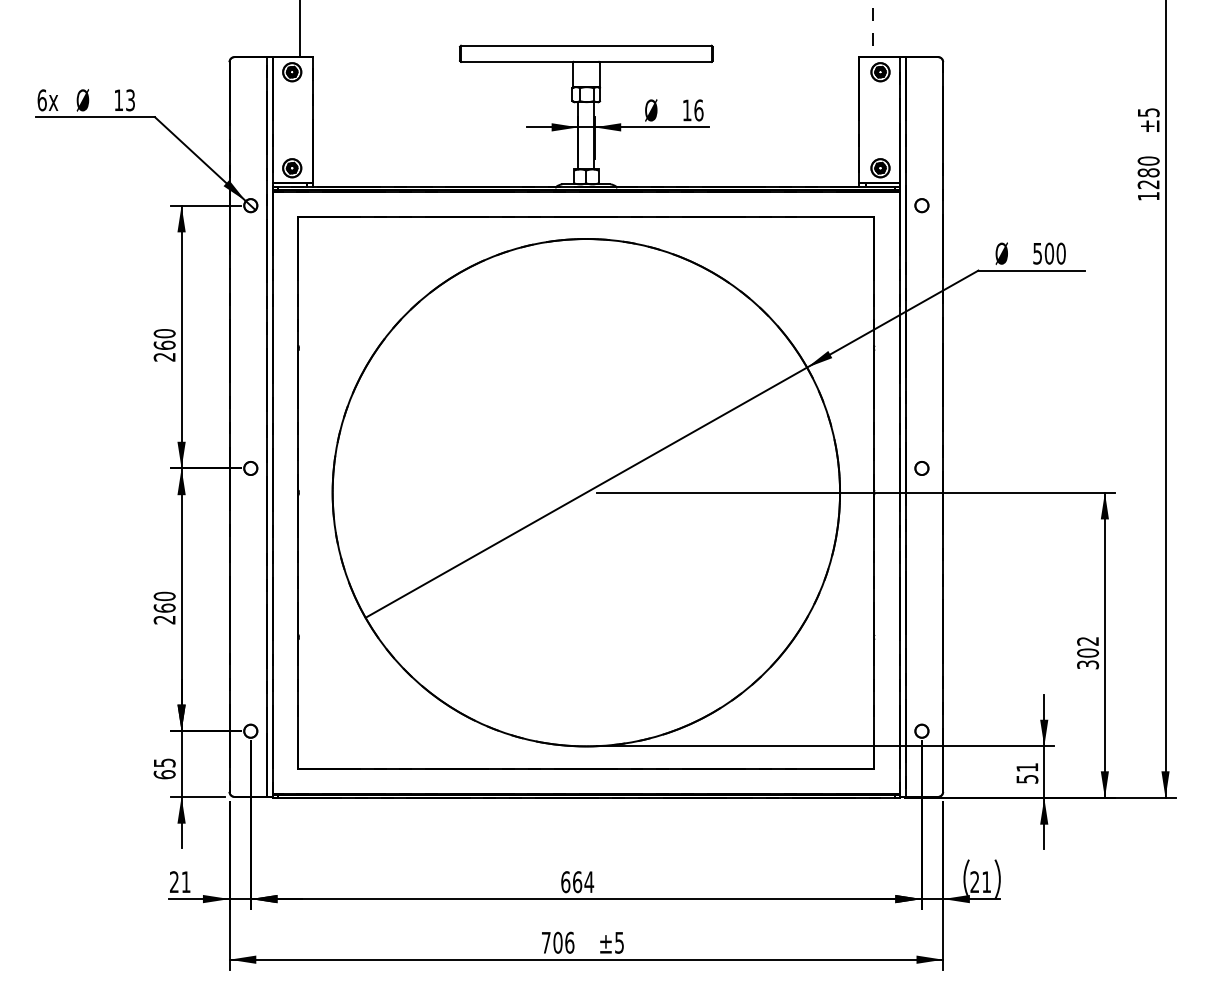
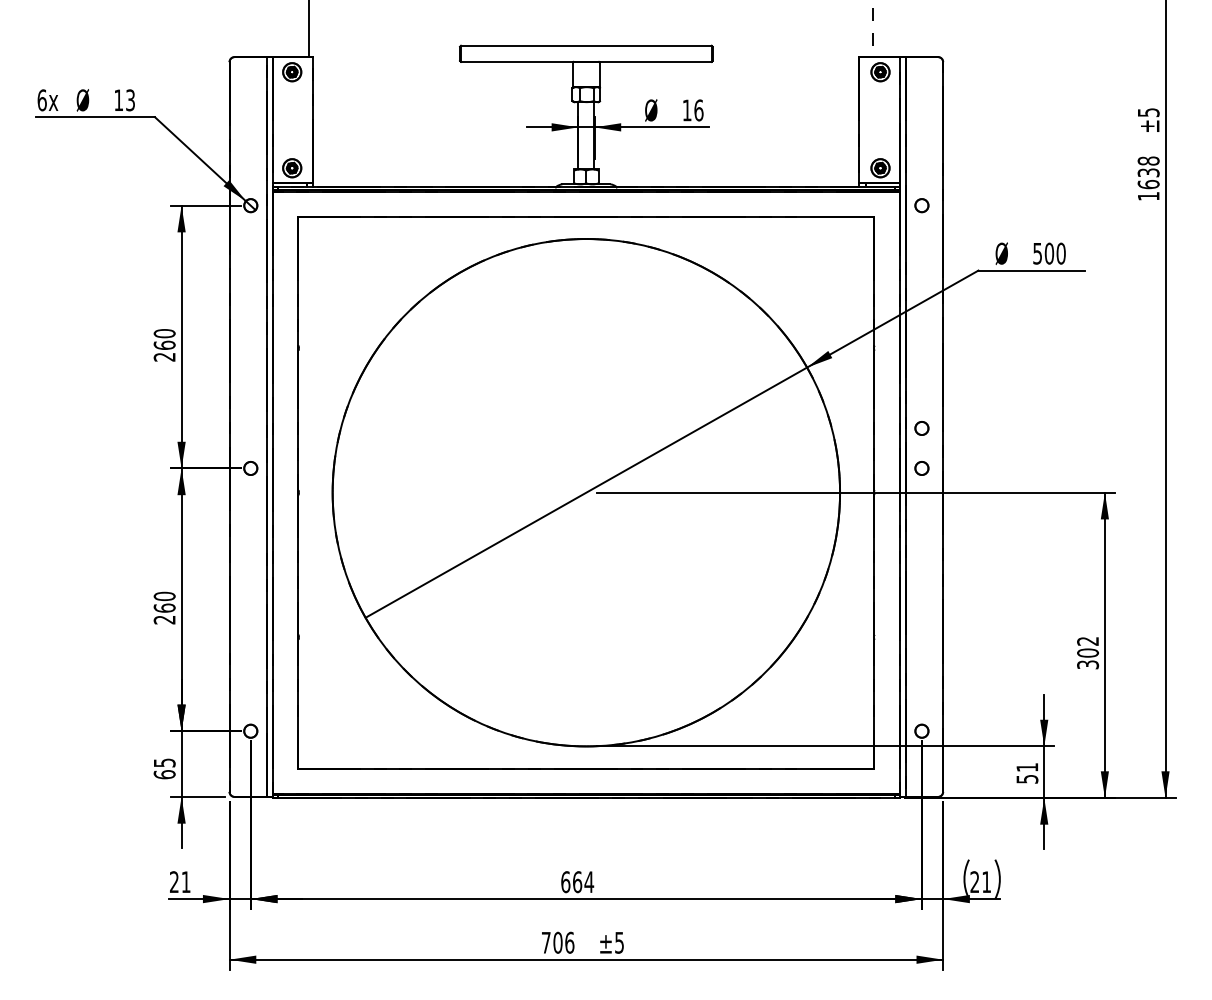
line position: (299, 29) -> (308, 29) (308, 29)
text: 1280 -> 1638 (1148, 172)
circle: none -> present (921, 428)
